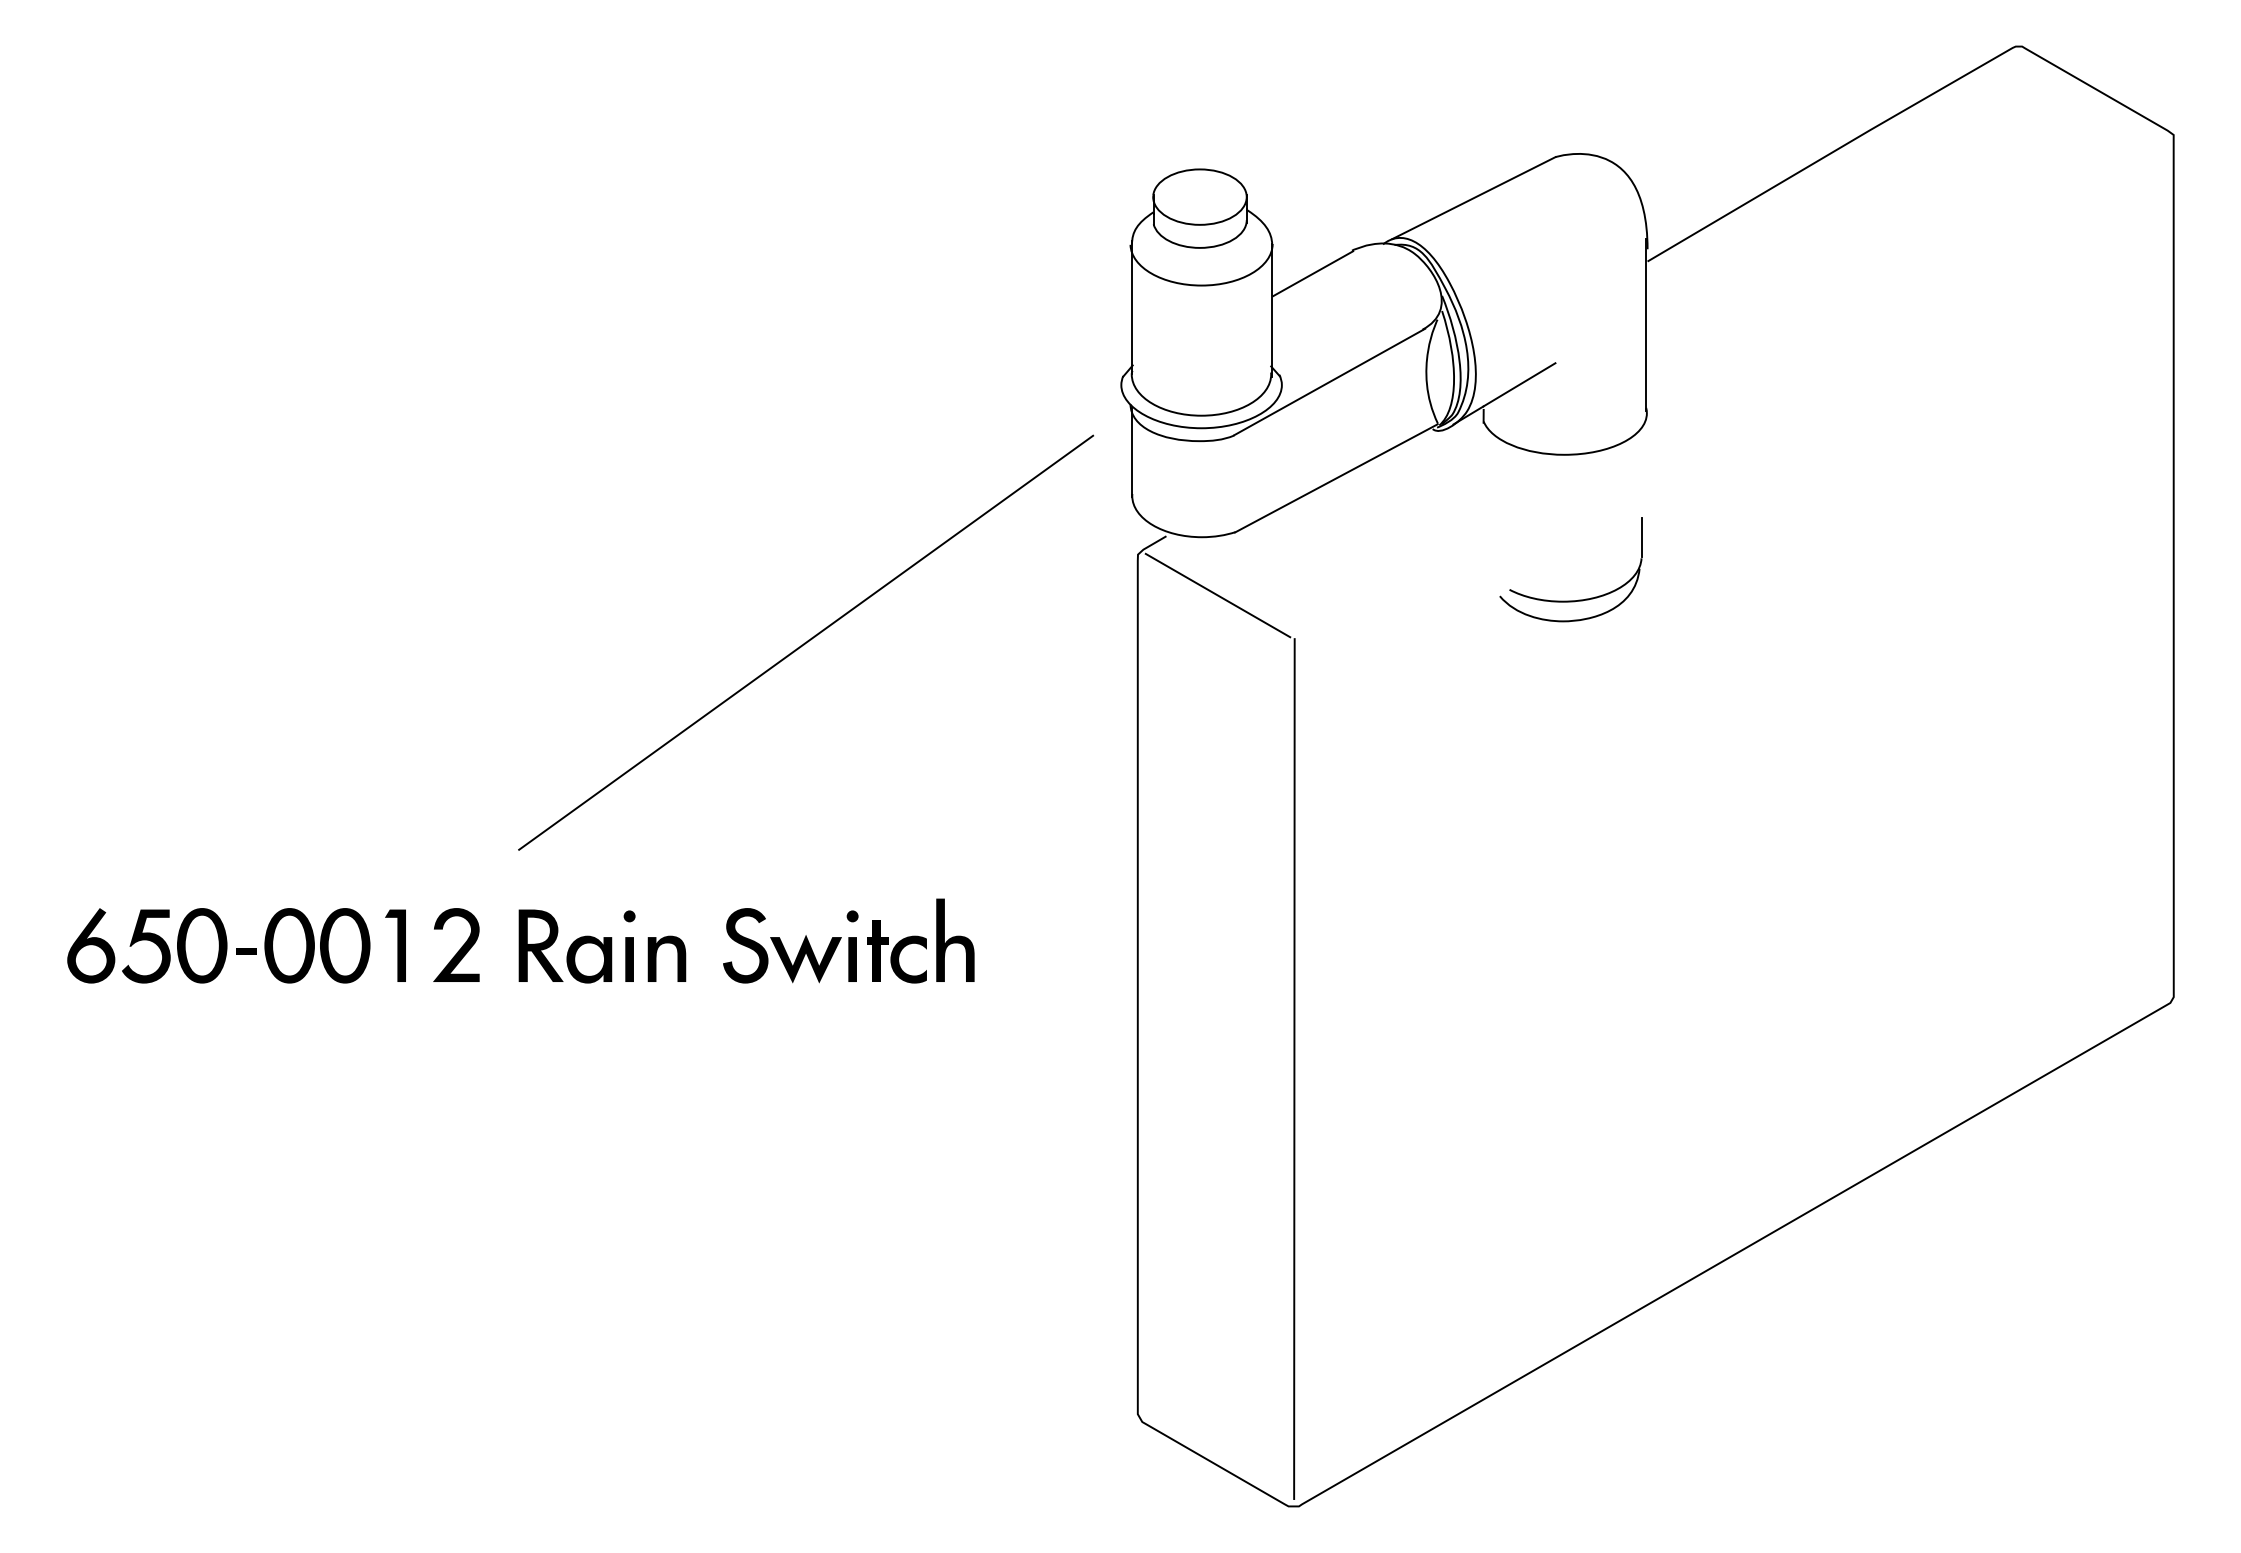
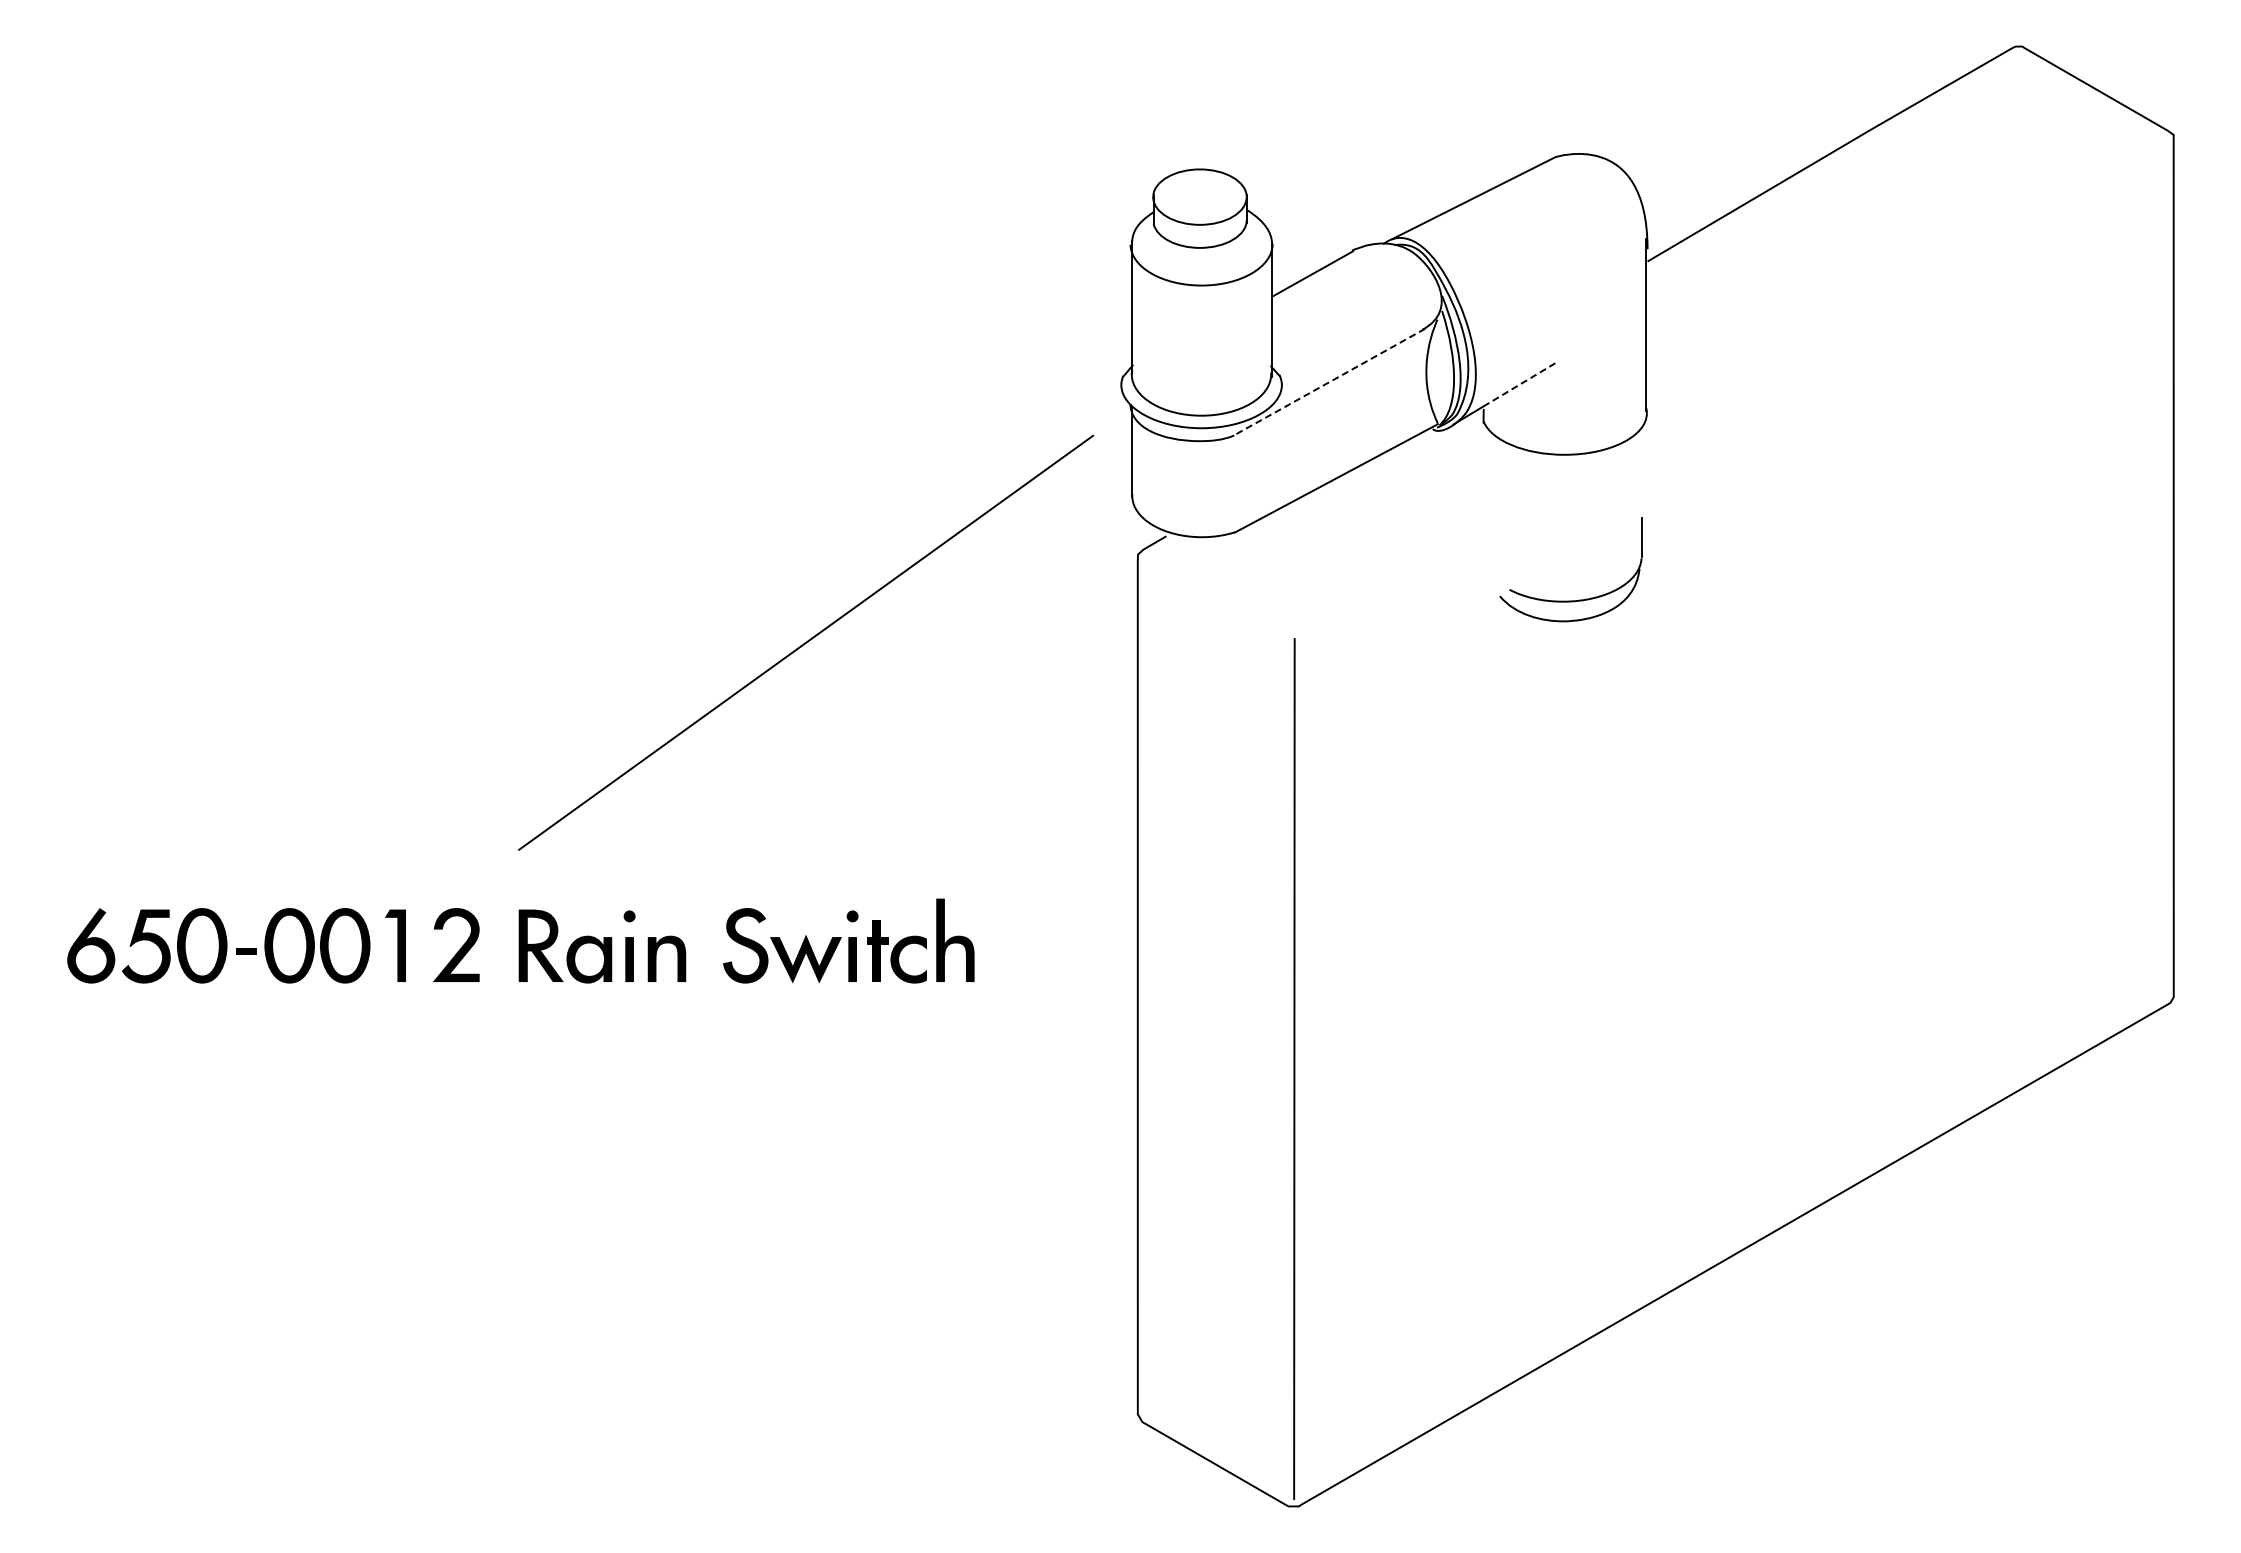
line: solid -> dashed (1329, 382)
line: solid -> dashed (1519, 384)
line: present -> none (1217, 595)
